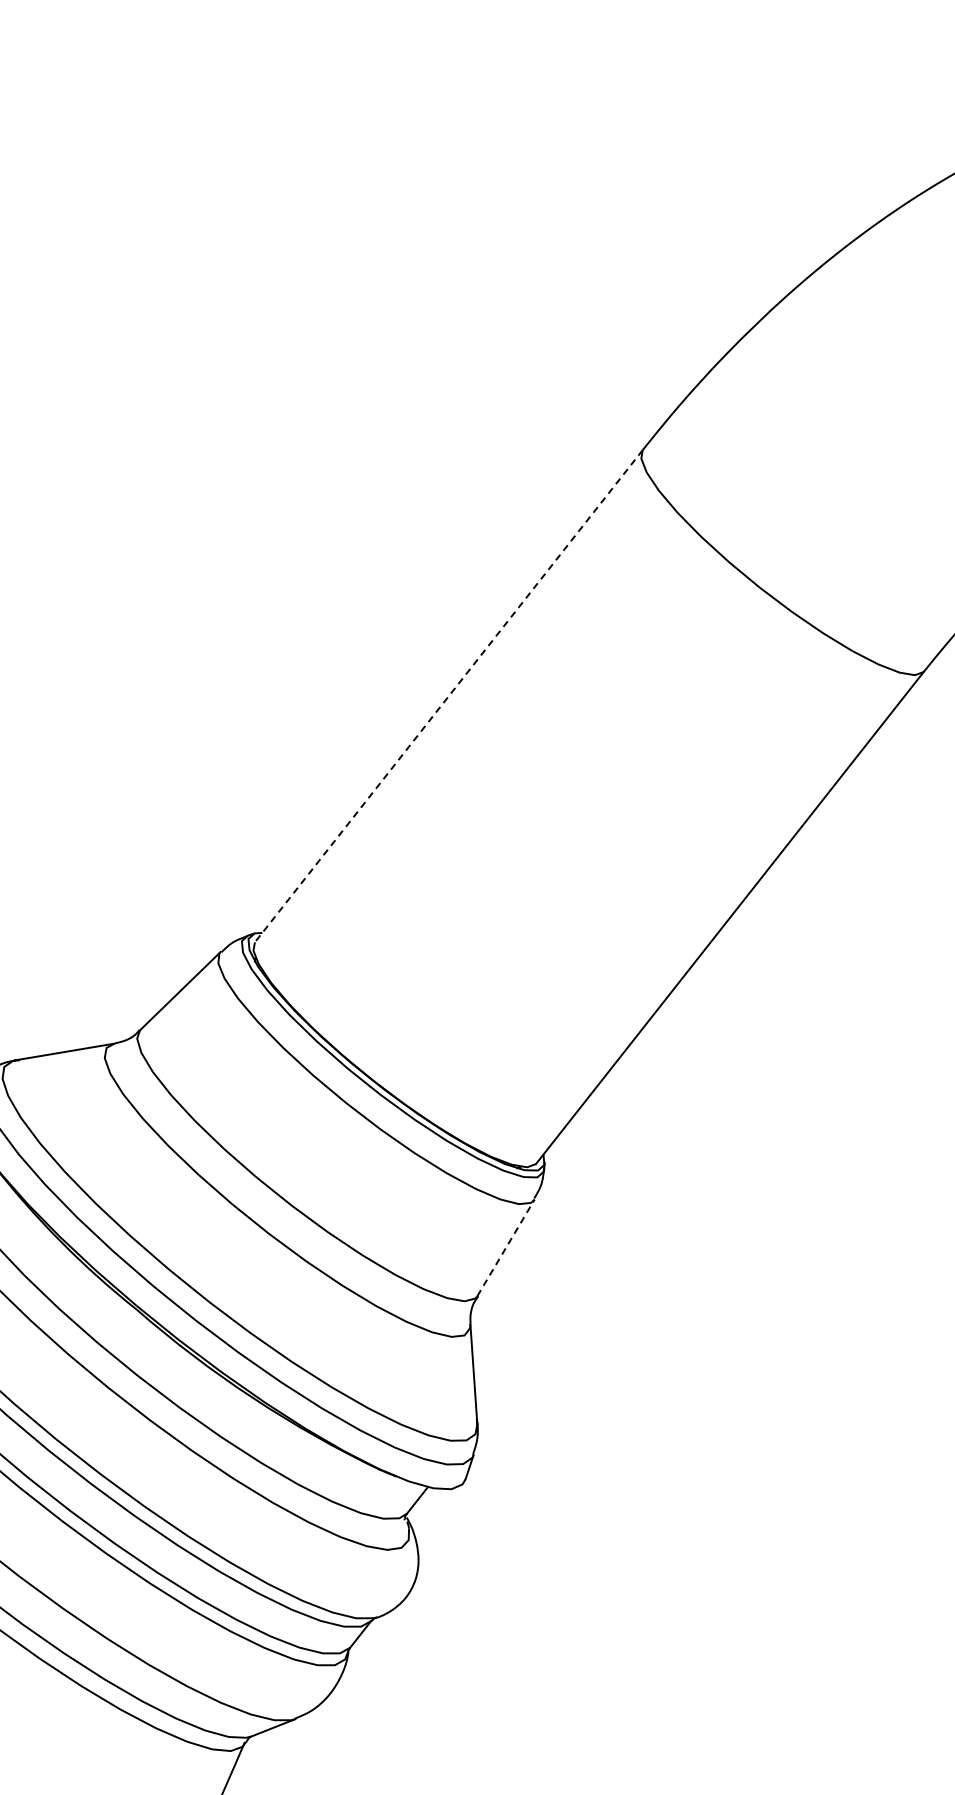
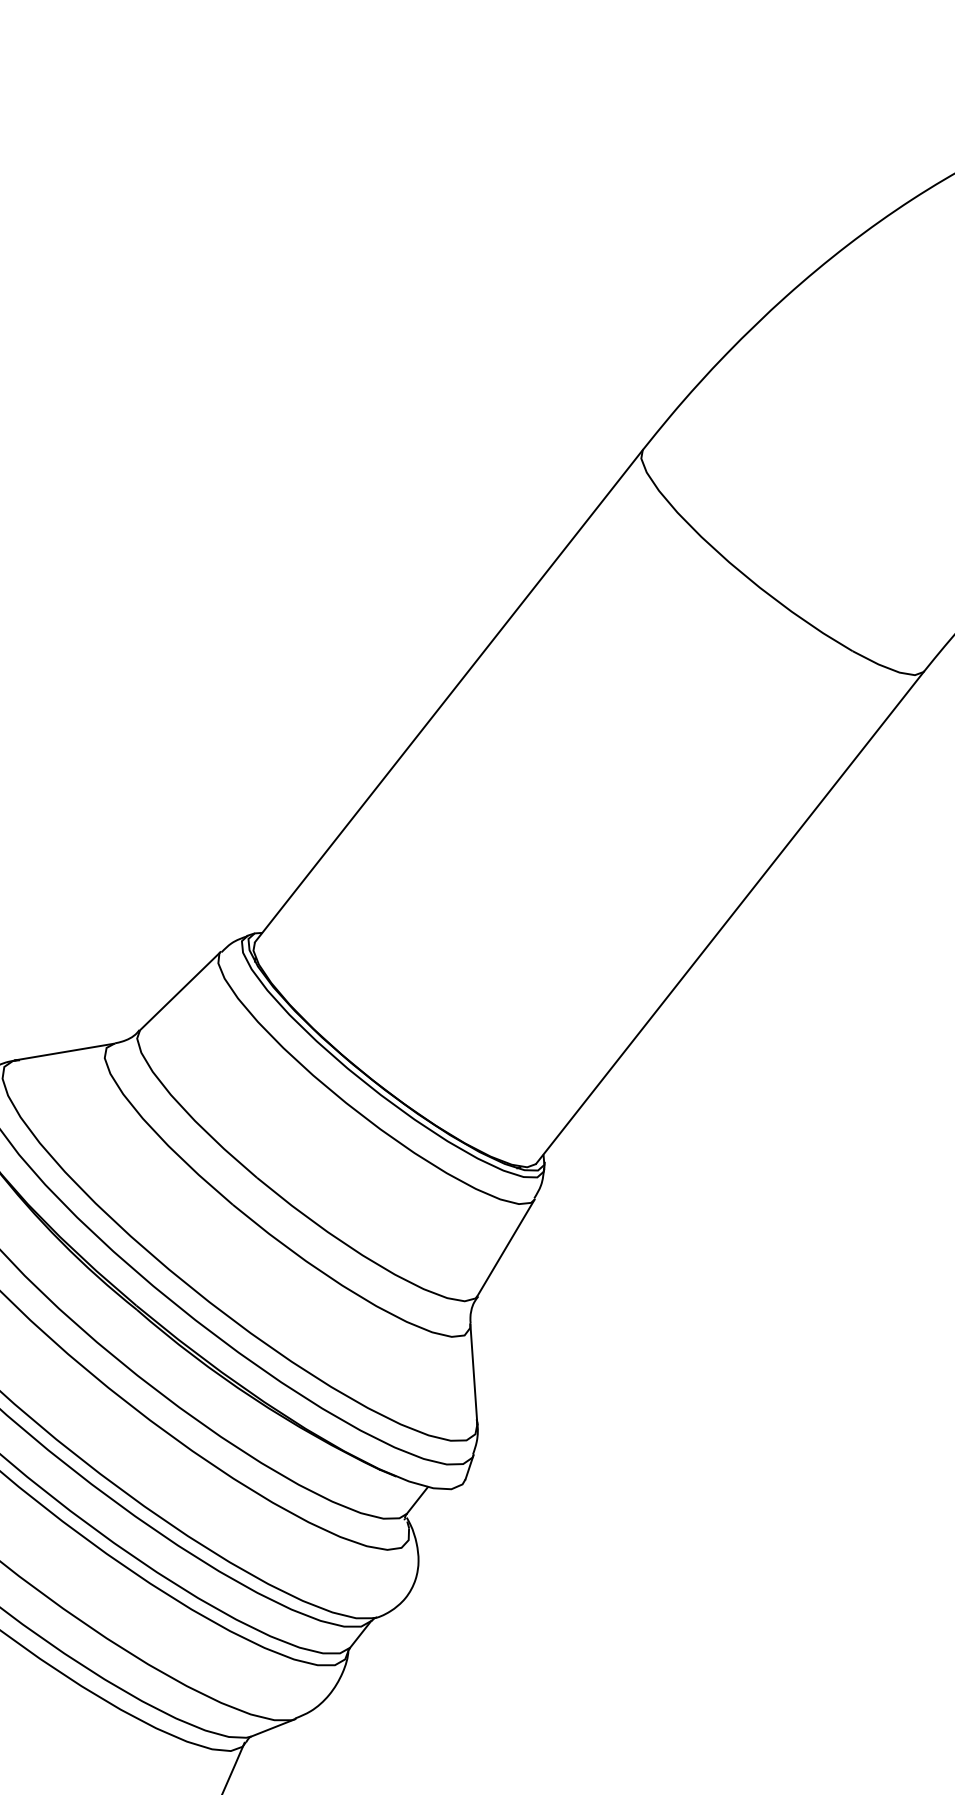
line: dashed -> solid (448, 696)
line: dashed -> solid (506, 1247)
